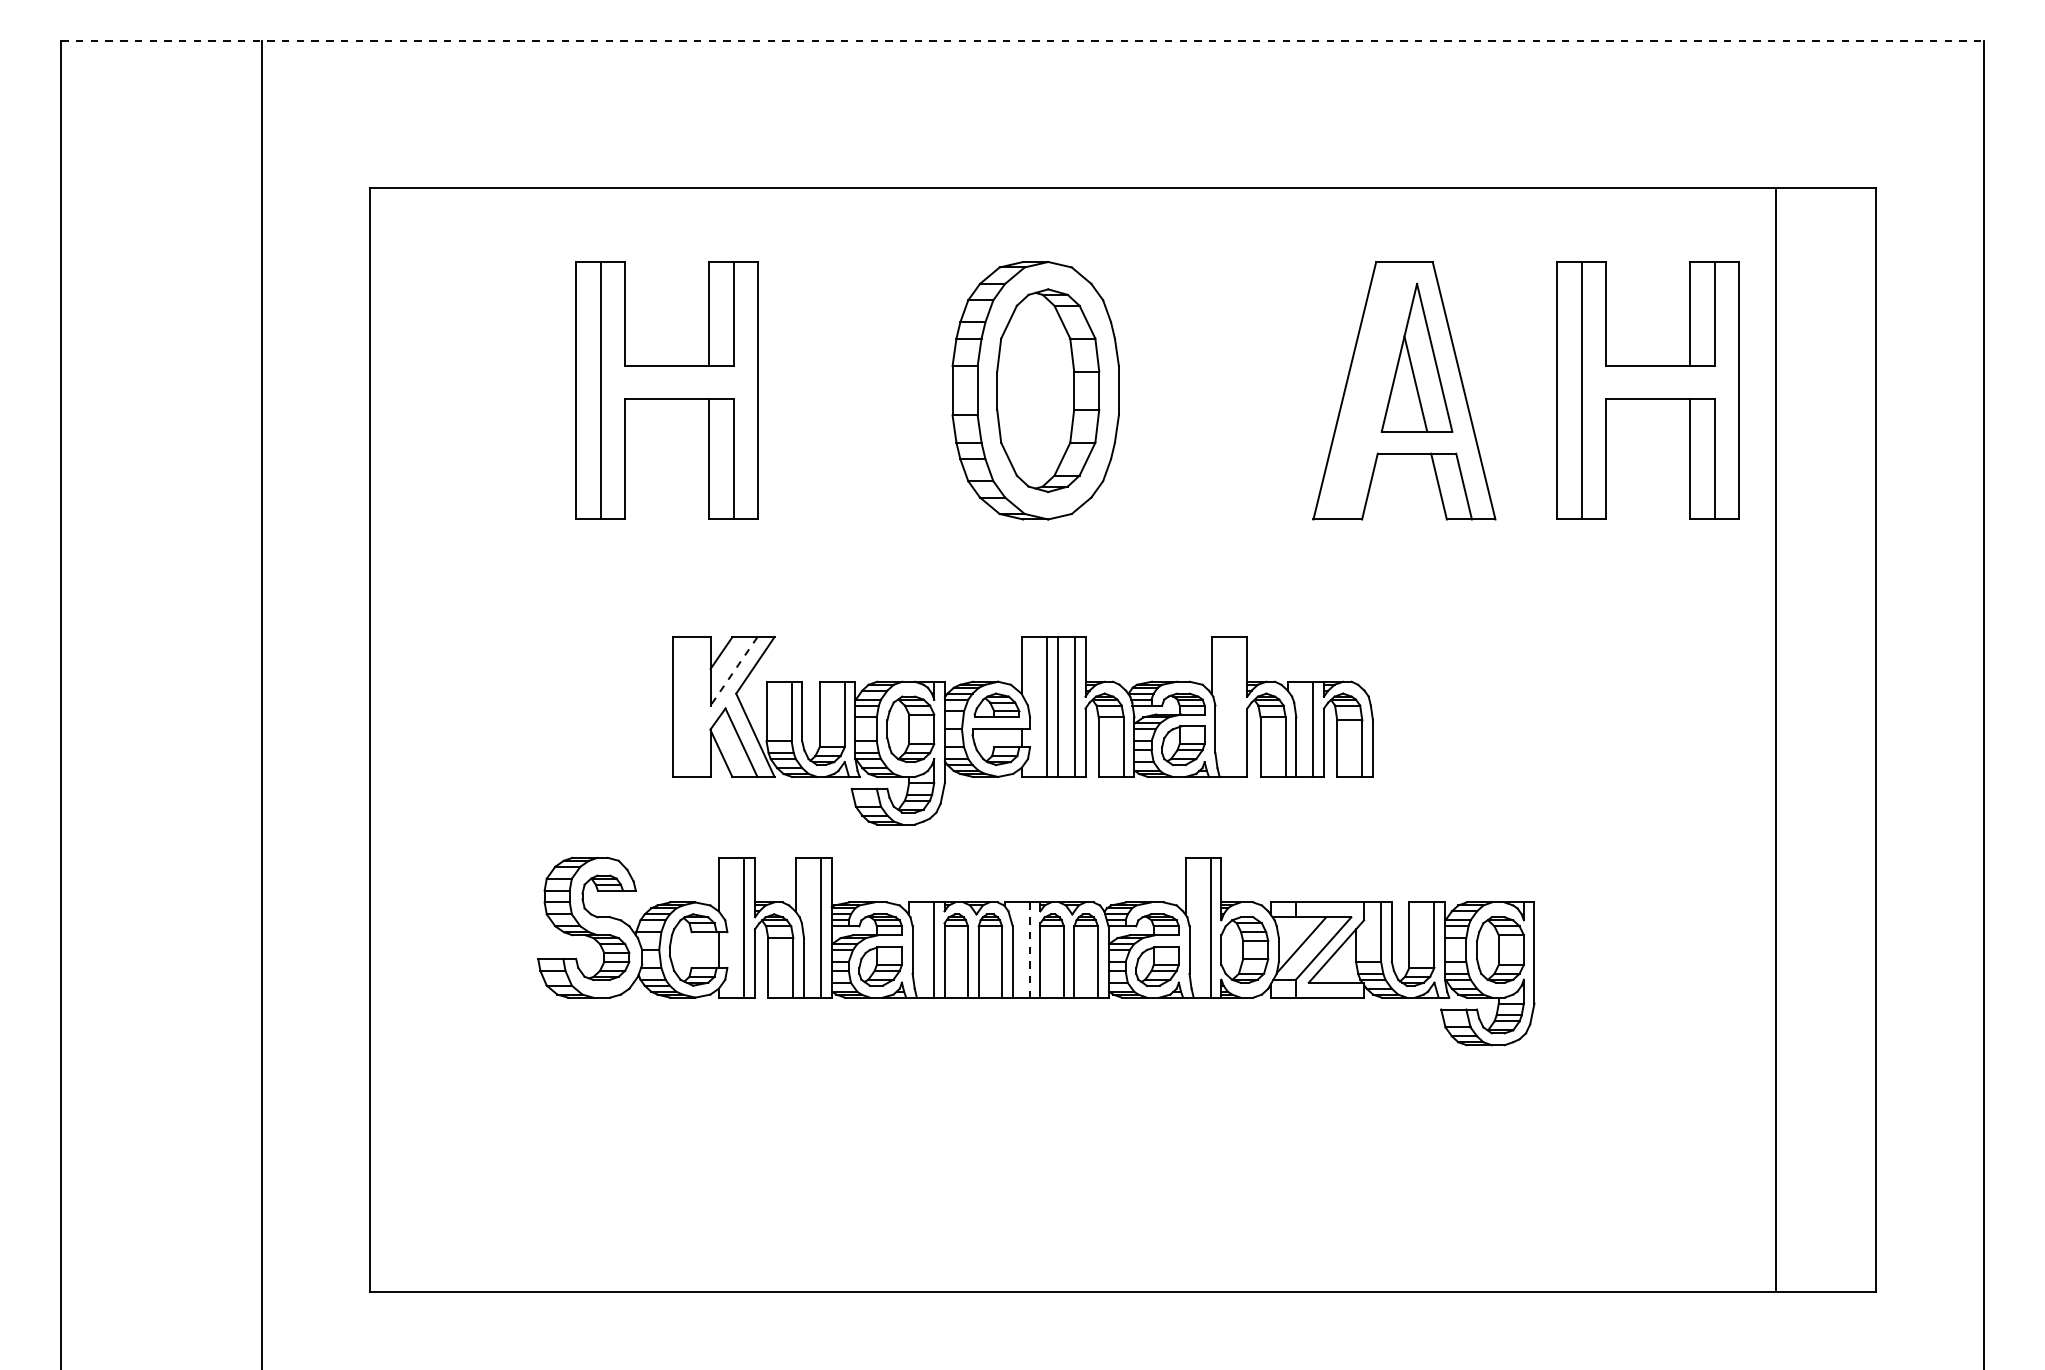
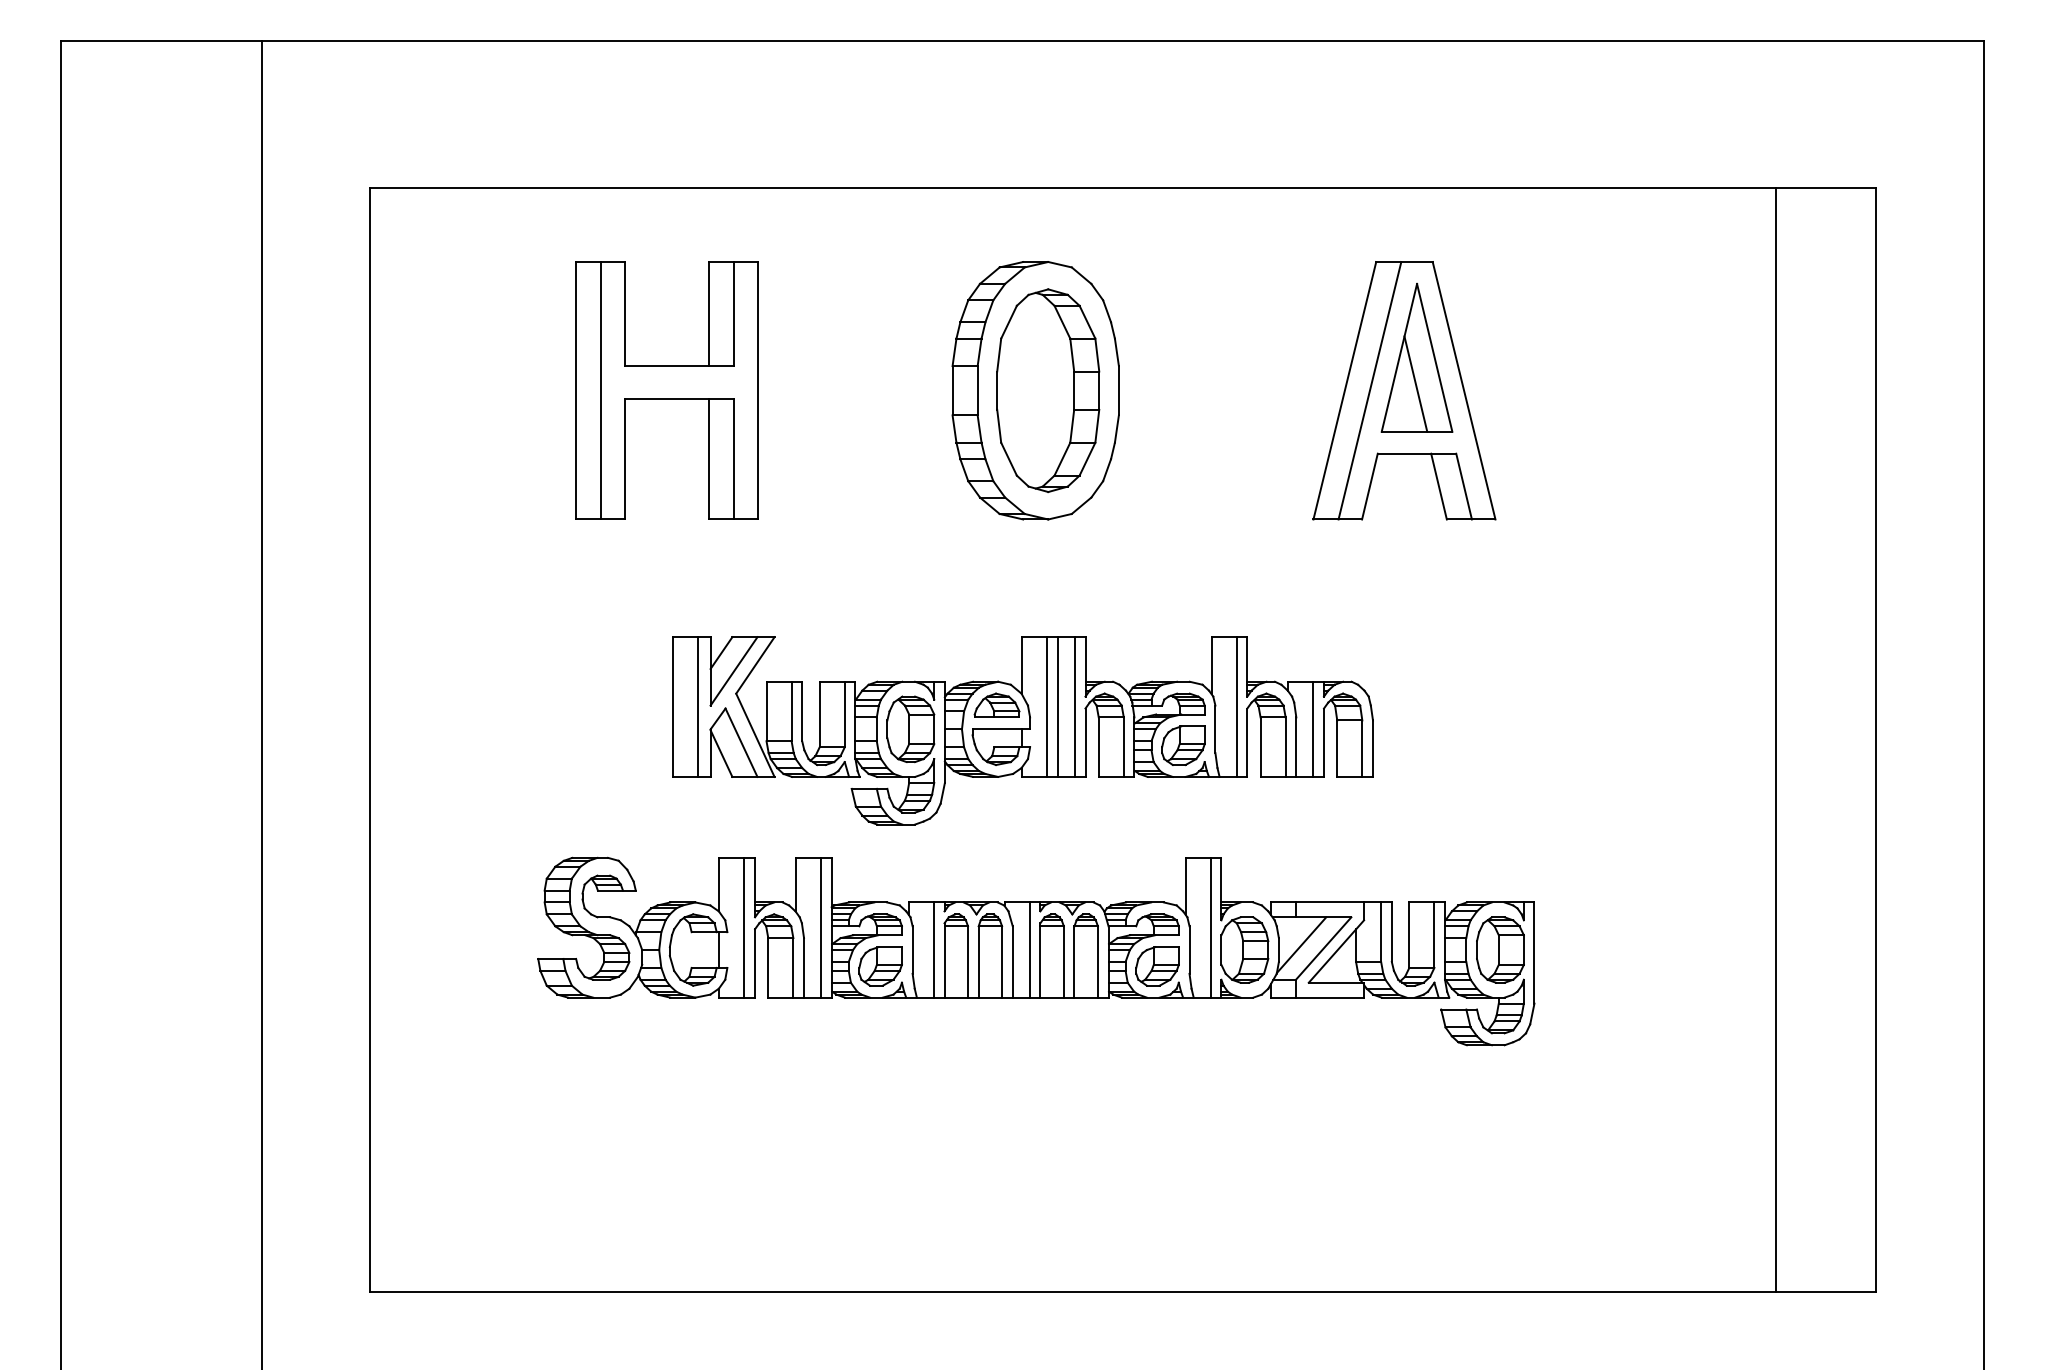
line: dashed -> solid (1022, 41)
line: none -> present (1369, 390)
part: present -> none (1647, 390)
line: dashed -> solid (733, 671)
line: none -> present (697, 706)
line: none -> present (1236, 706)
line: dashed -> solid (1029, 950)
